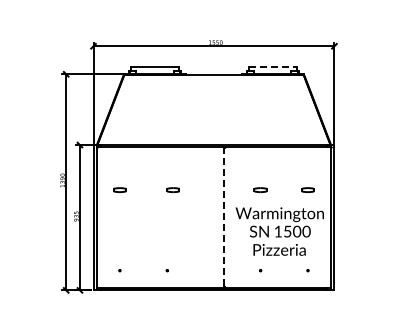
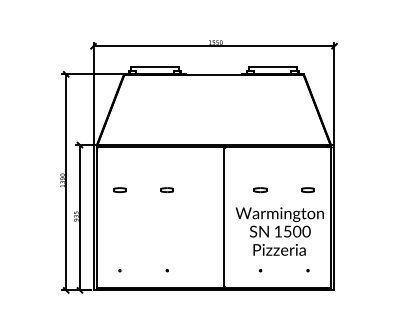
line: dashed -> solid (272, 66)
part position: (172, 189) -> (166, 189) (166, 189)
line: dashed -> solid (224, 217)
